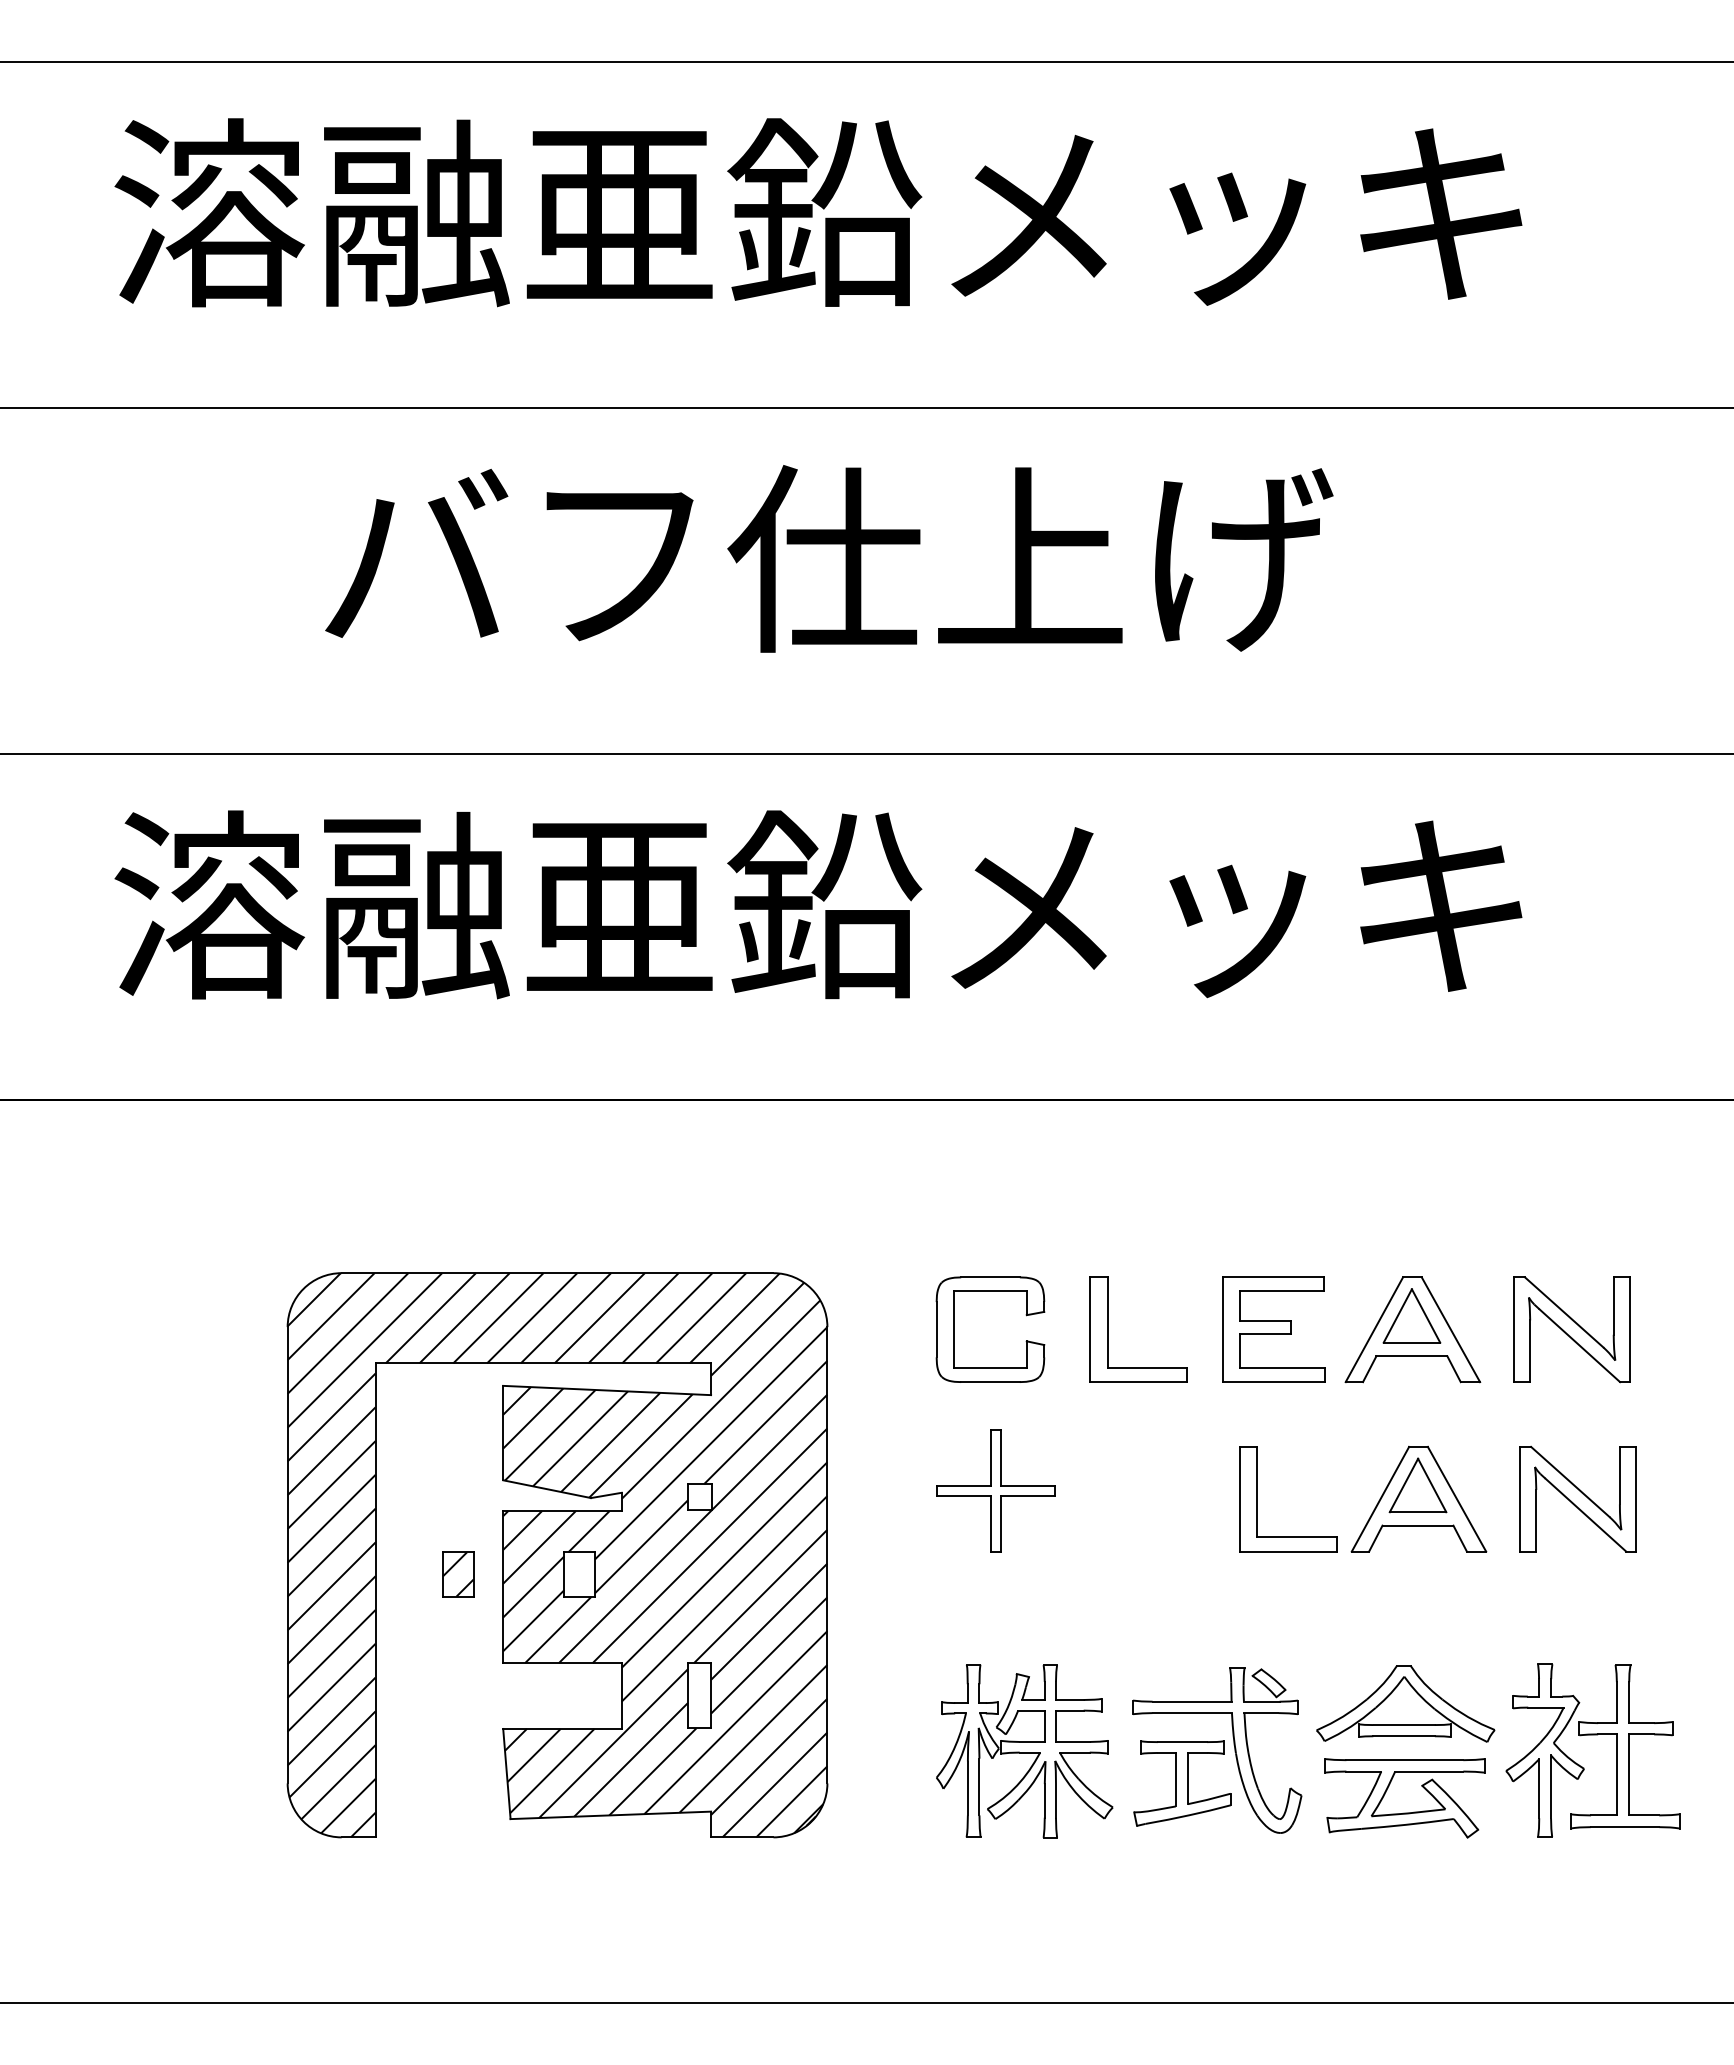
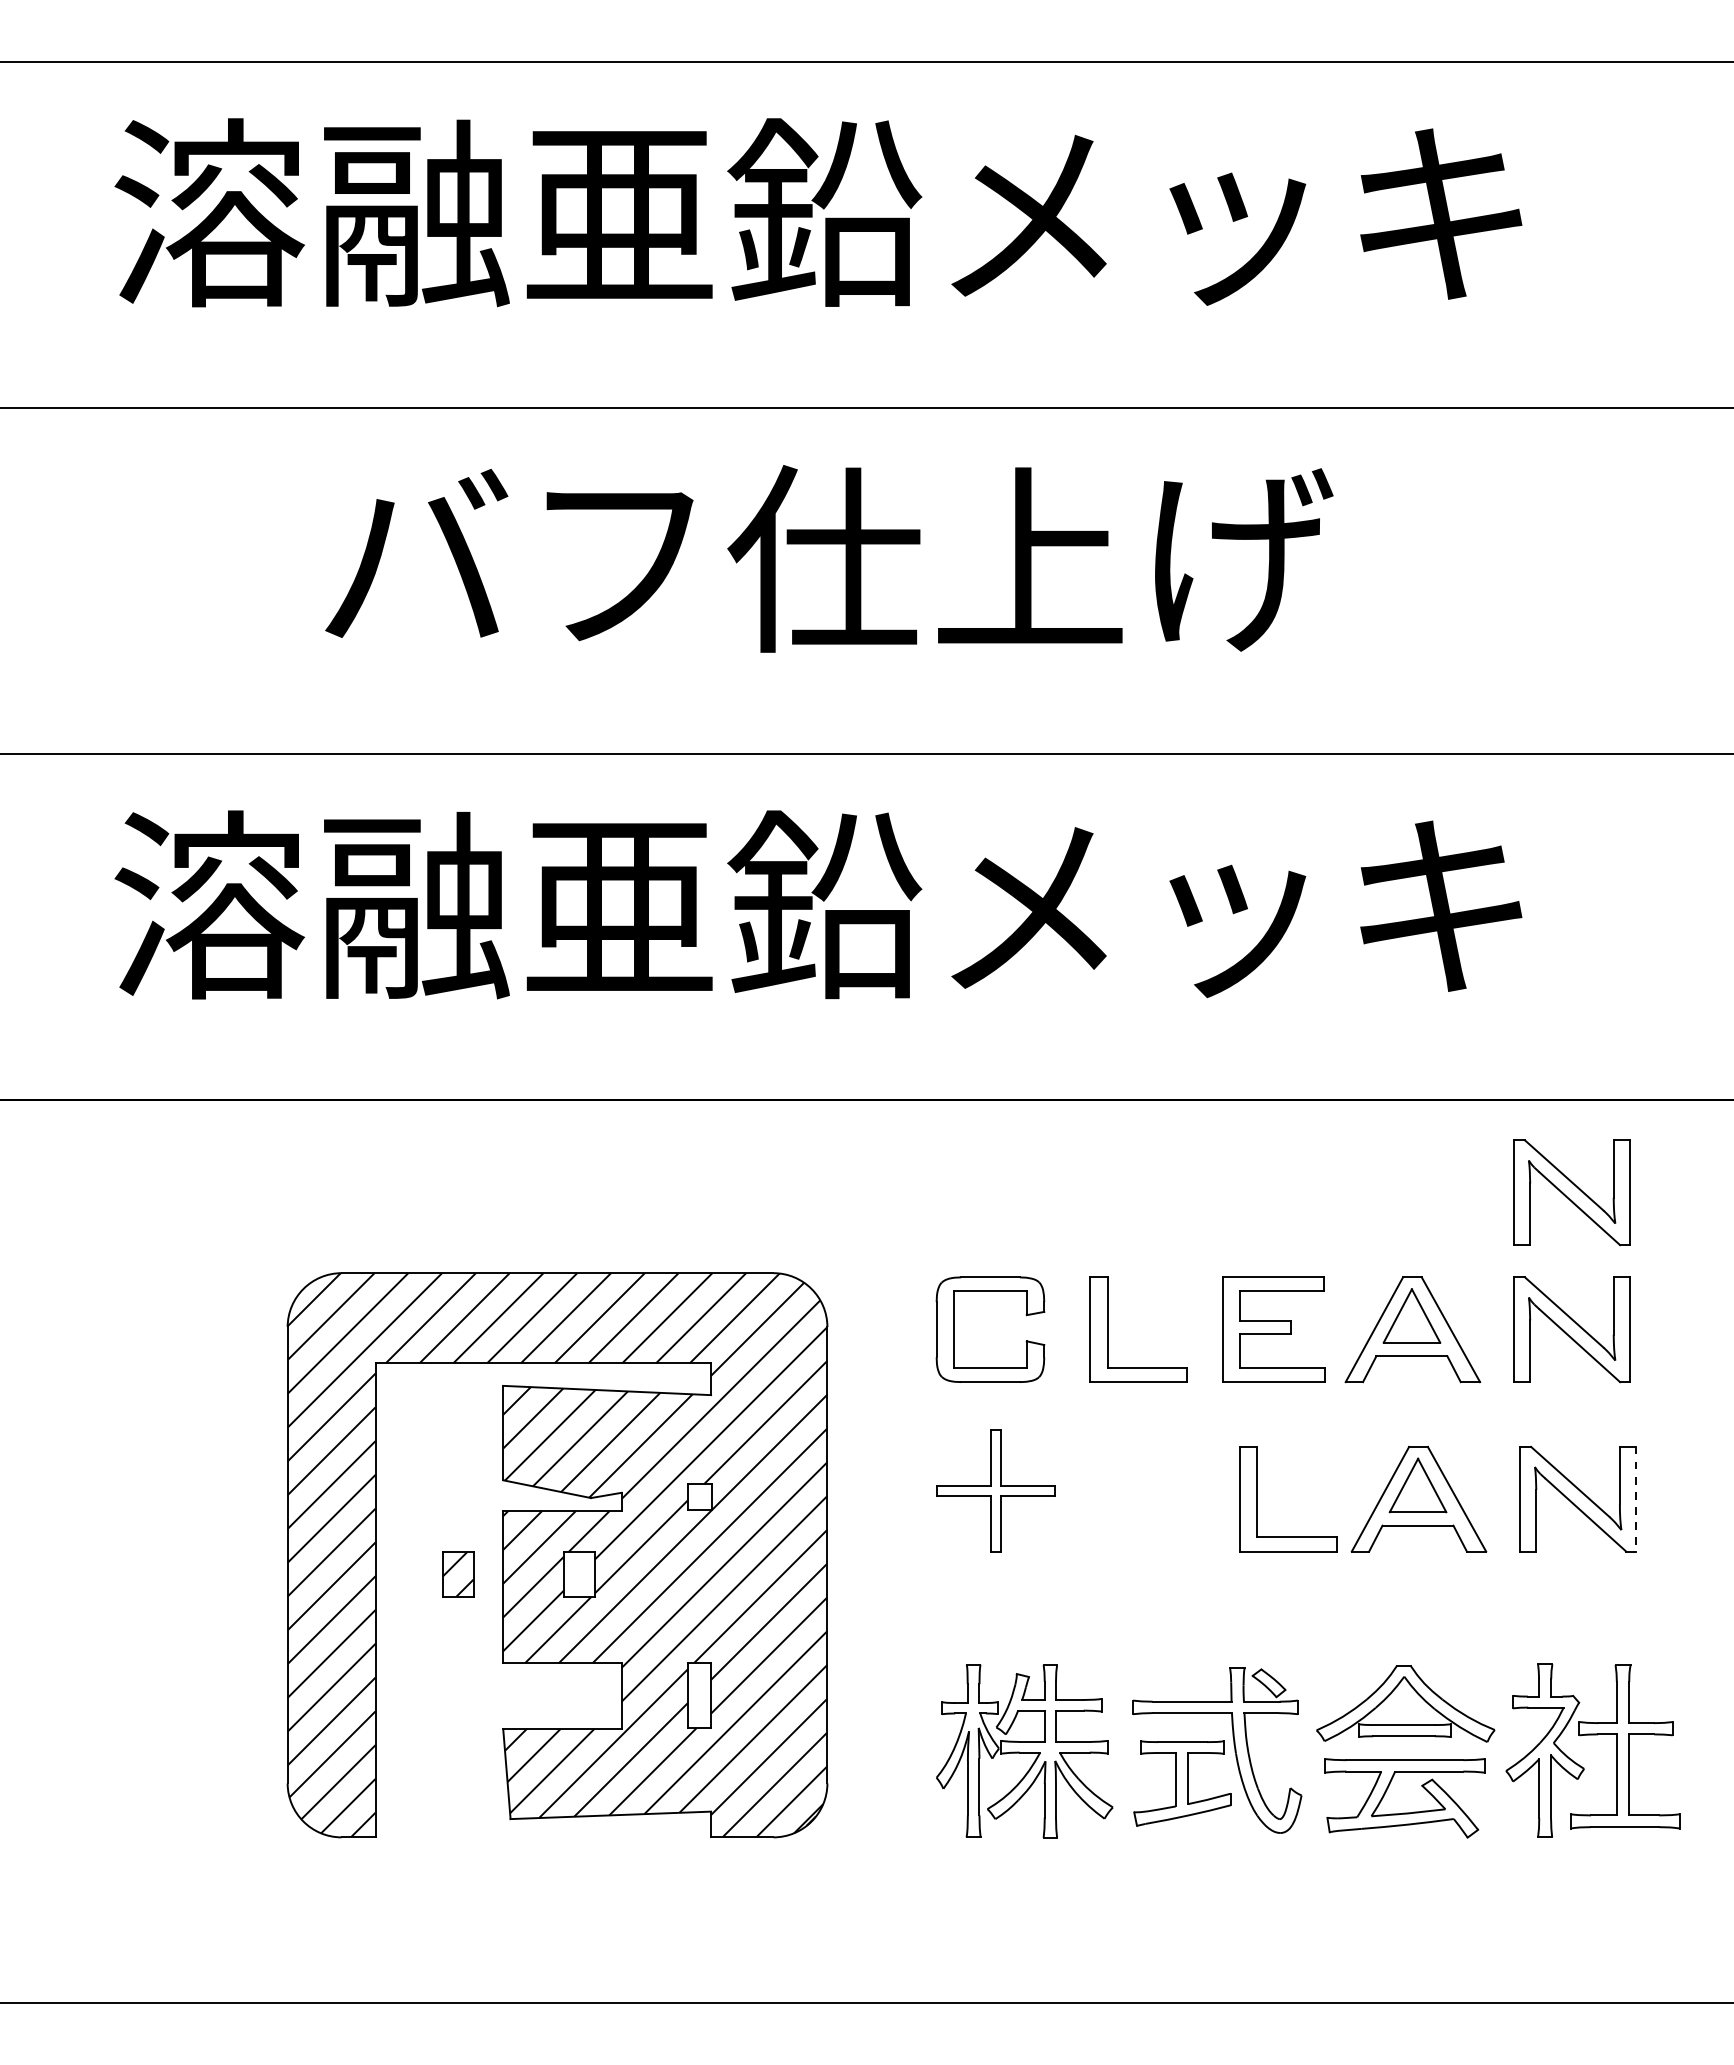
part: none -> present (1571, 1192)
line: solid -> dashed (1635, 1499)
